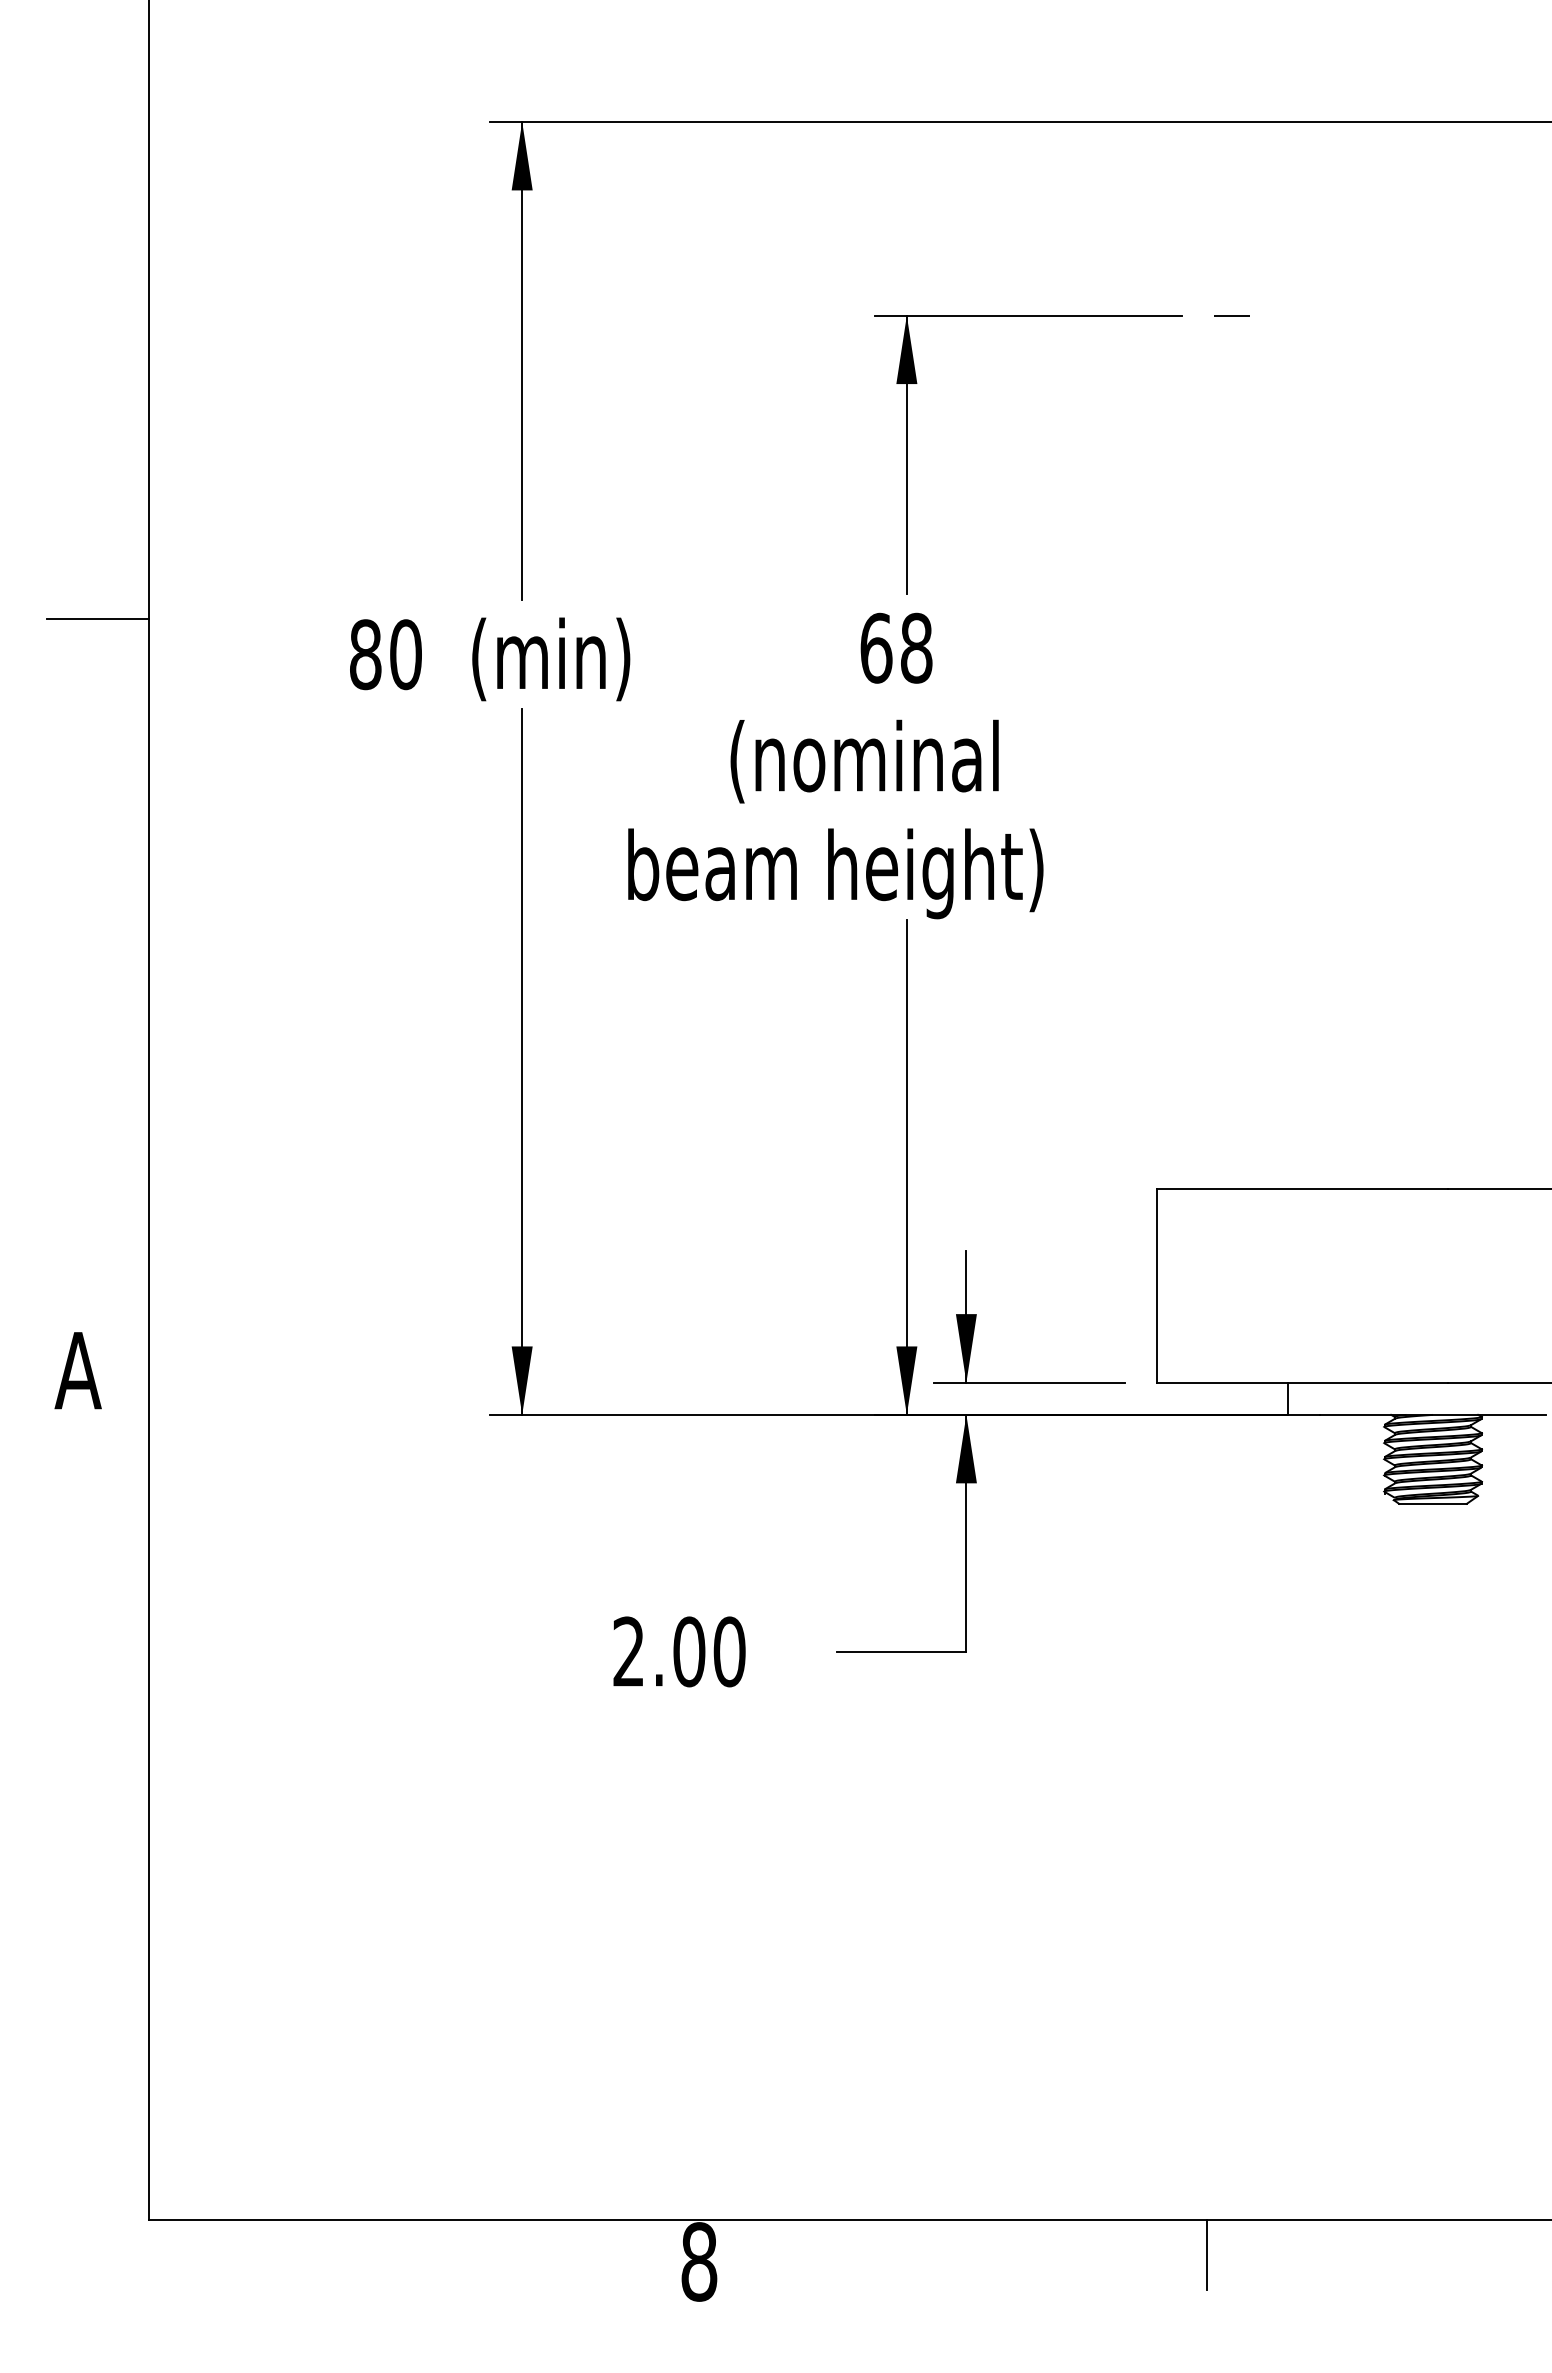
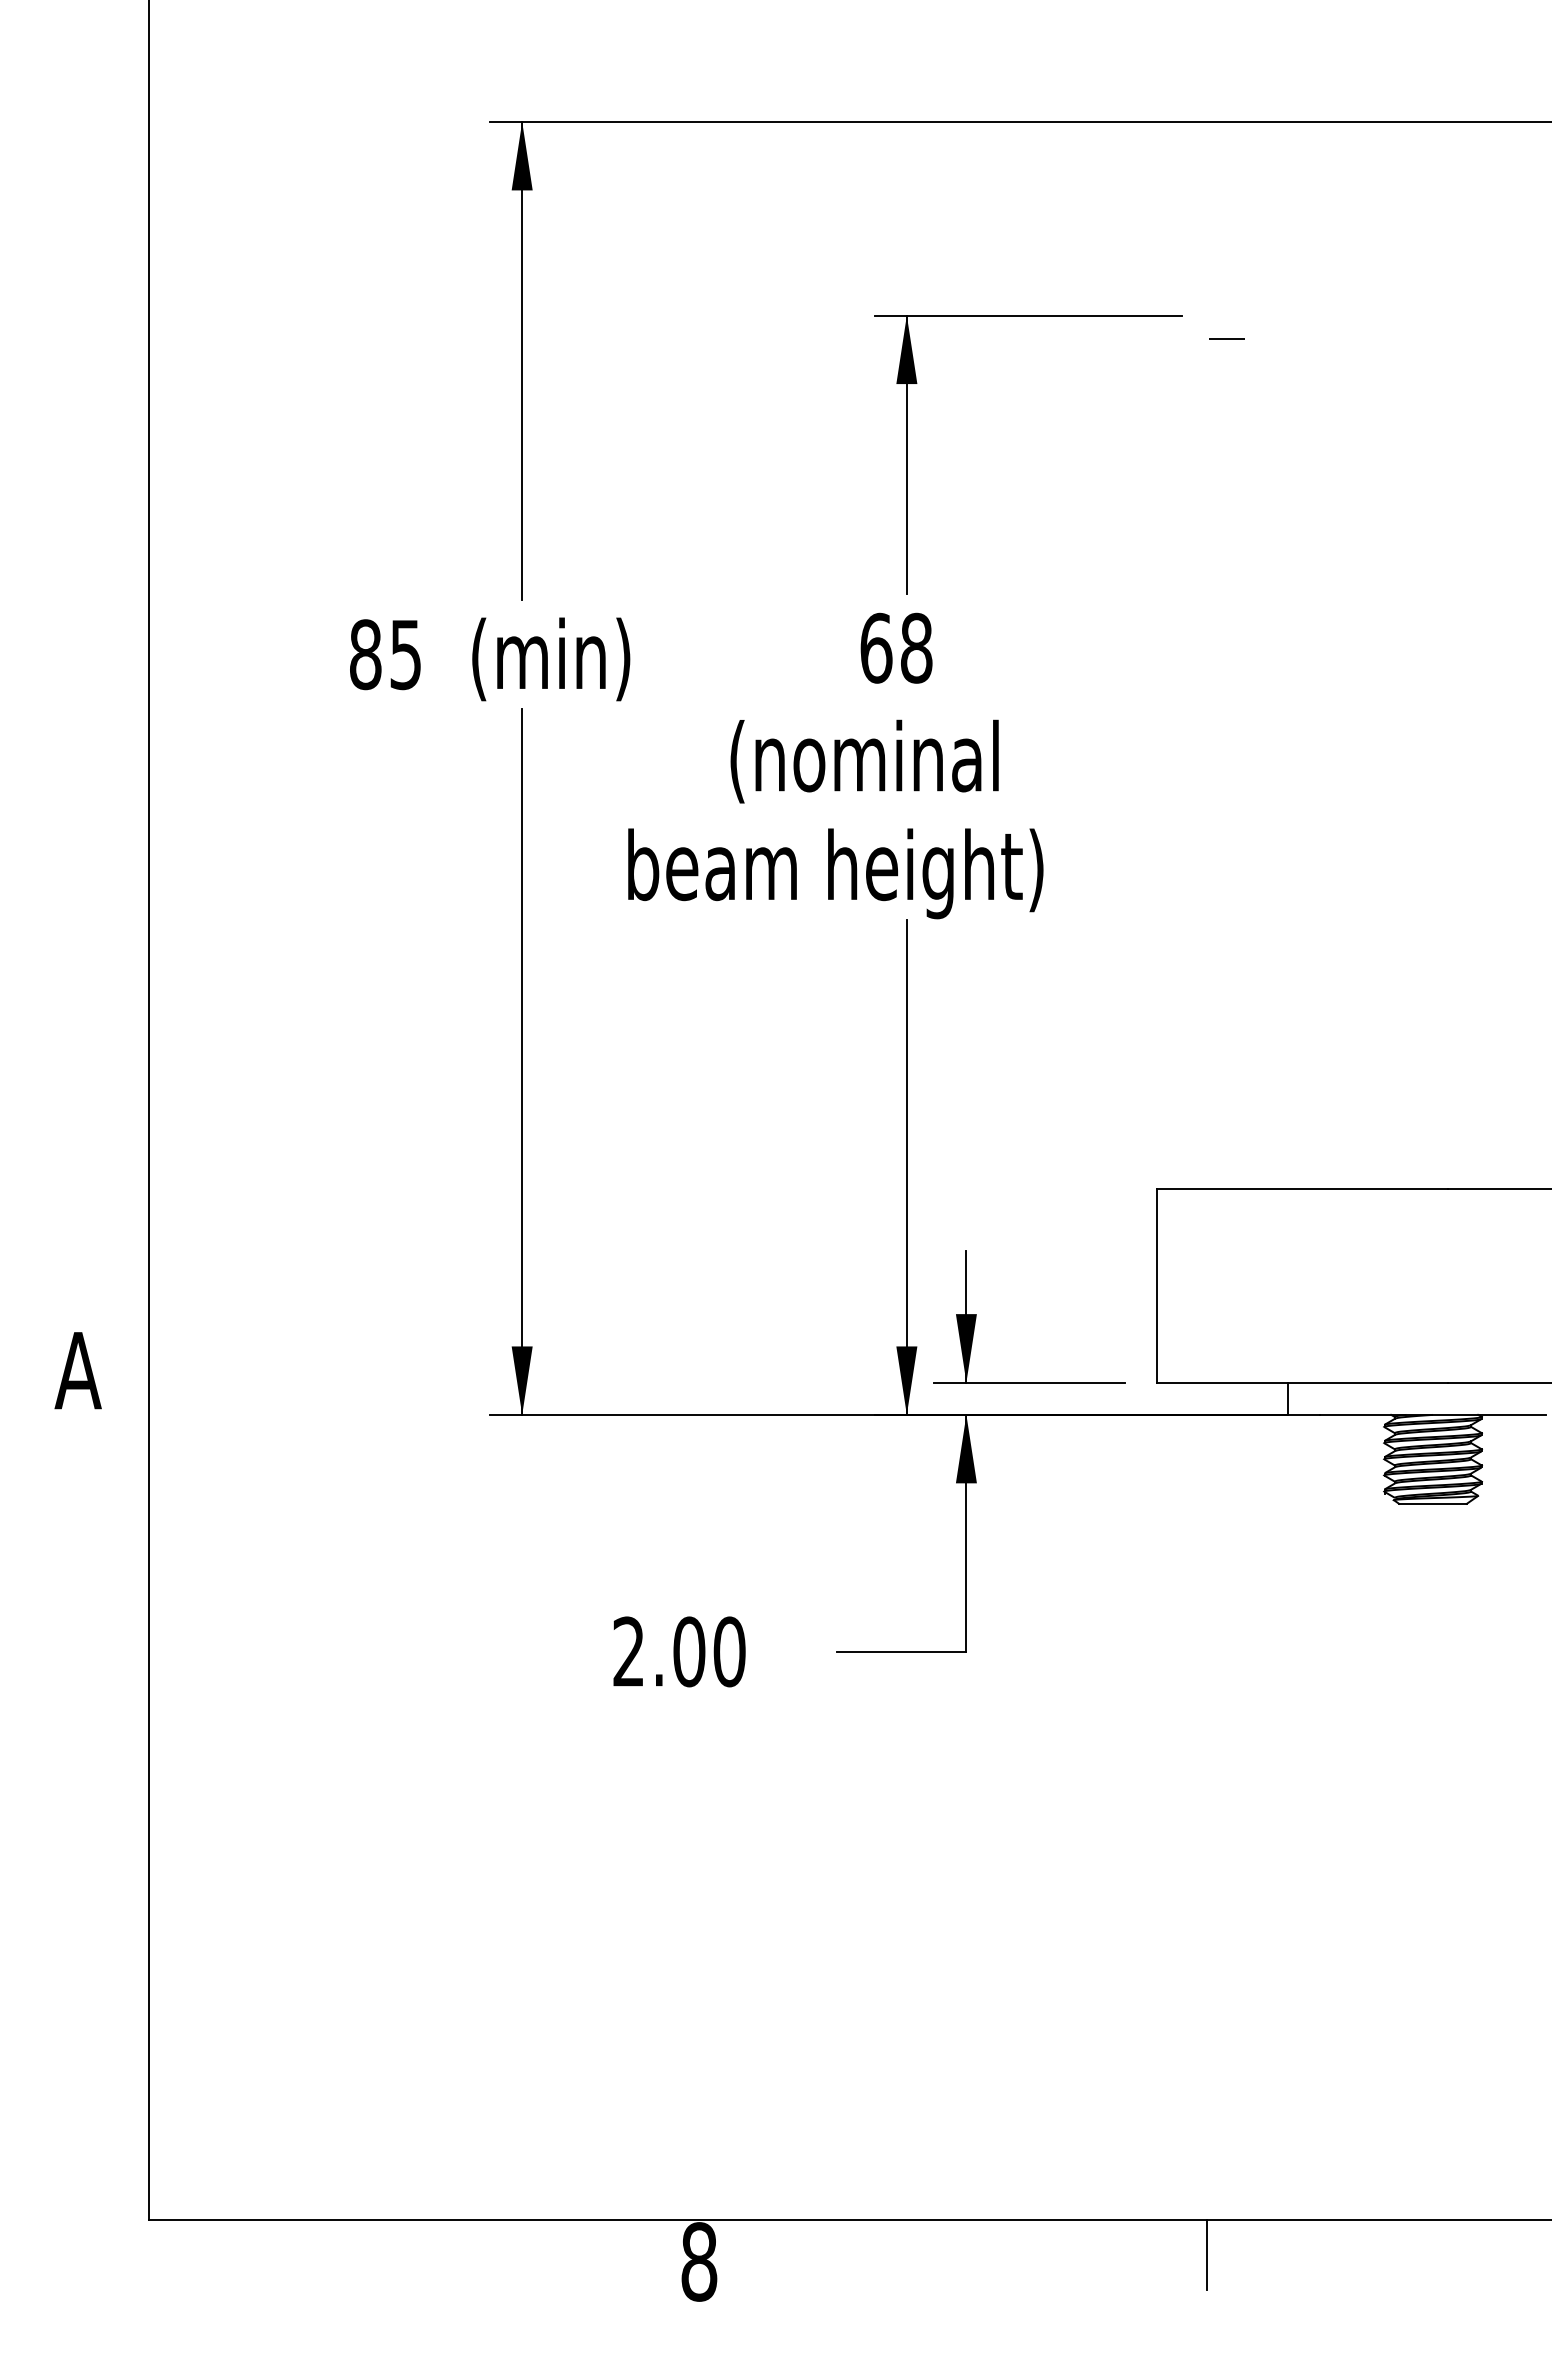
line position: (1231, 315) -> (1226, 338) (1226, 338)
line: present -> none (97, 618)
text: 80 -> 85 (405, 654)
